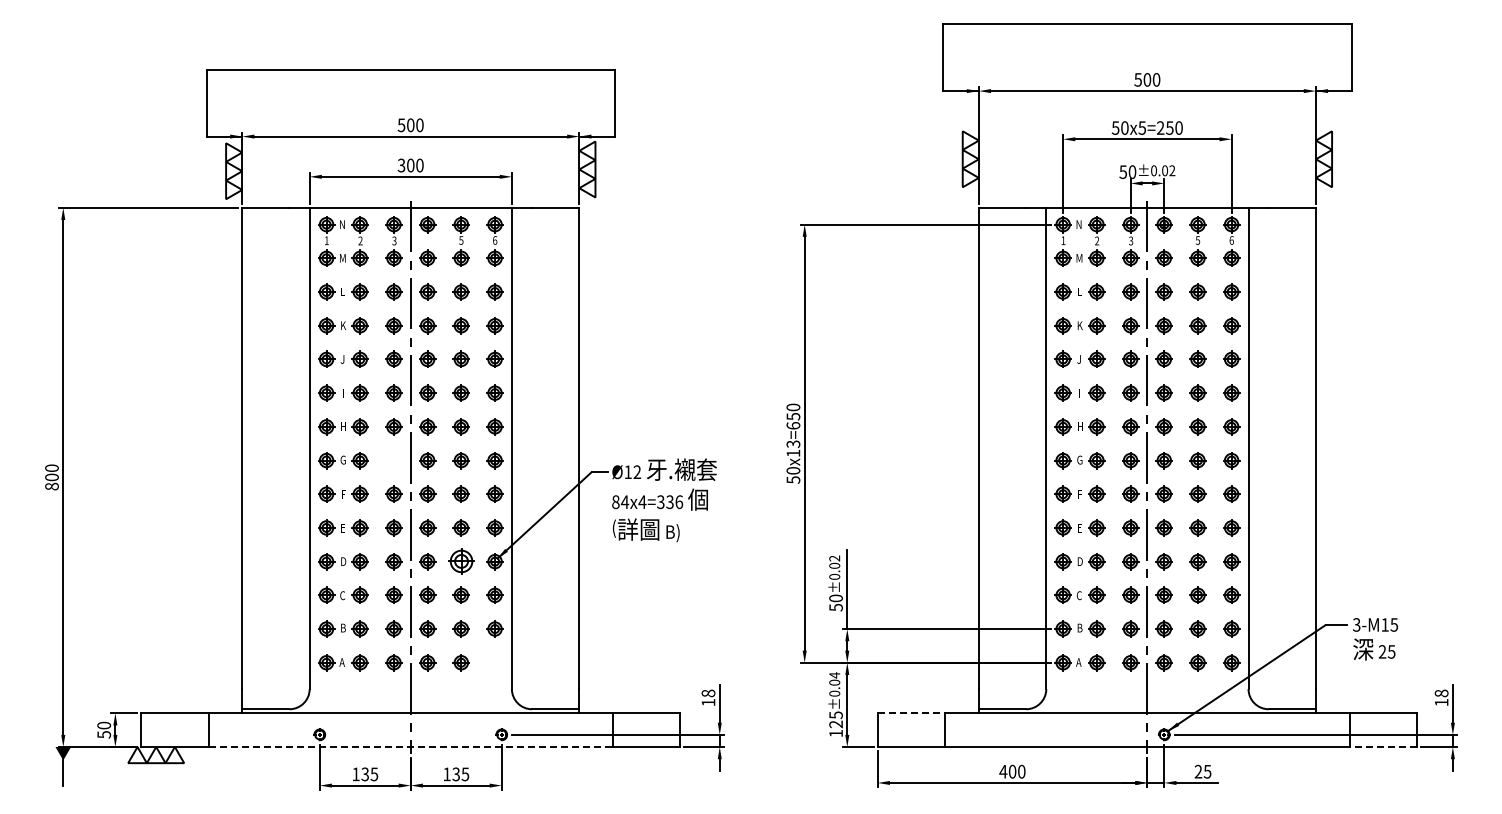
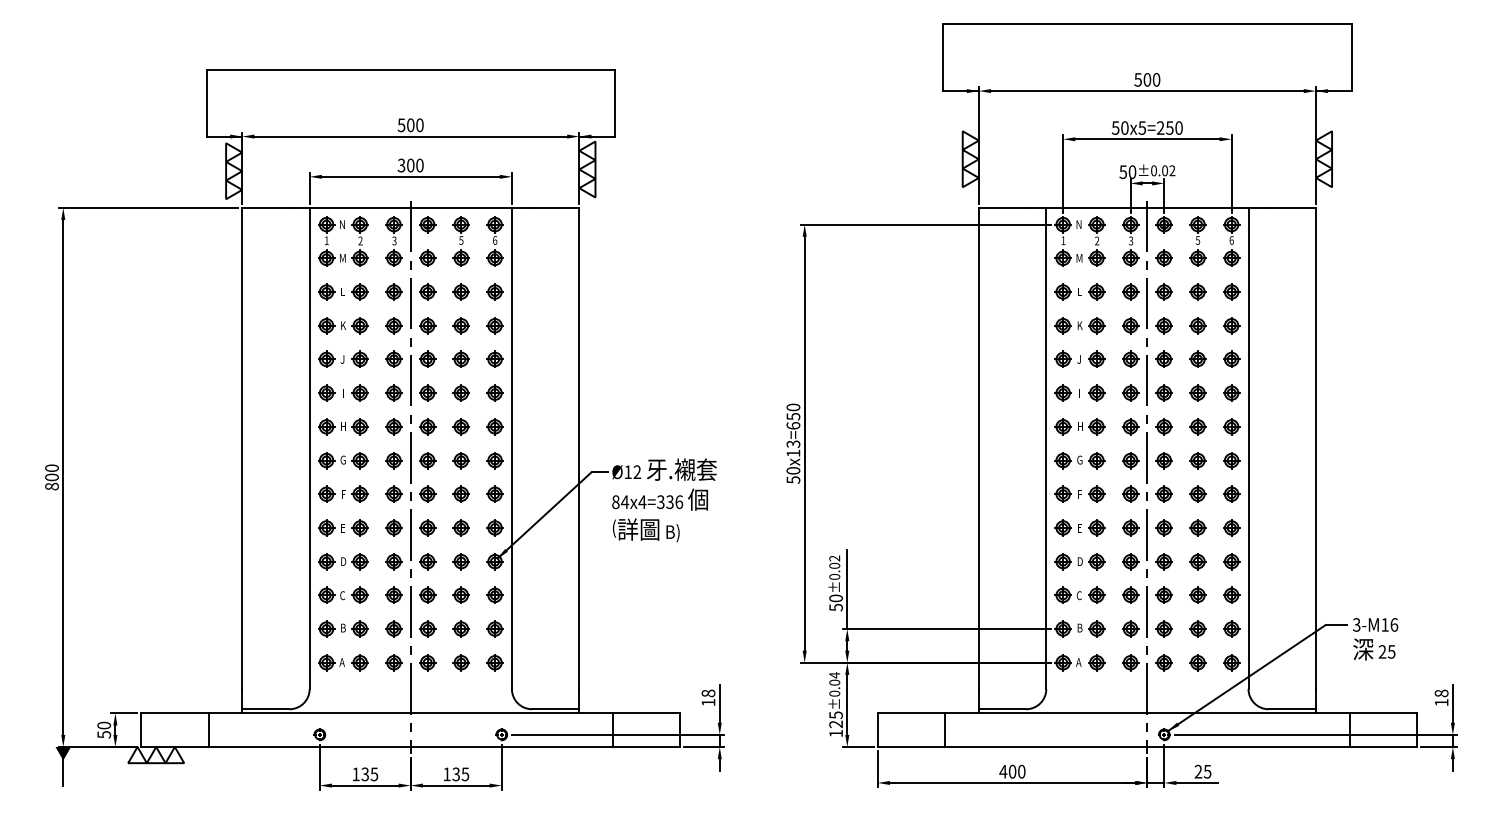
part: none -> present (393, 460)
part size: 27x27 px -> 18x18 px (460, 561)
text: 3-M15 -> 3-M16 (1394, 624)
part: none -> present (494, 662)
line: dashed -> solid (911, 713)
line: dashed -> solid (411, 747)
line: dashed -> solid (1383, 747)
